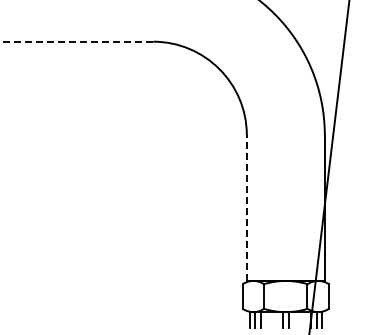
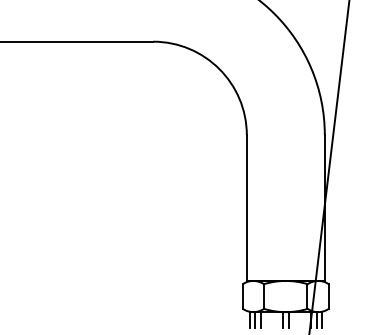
line: dashed -> solid (77, 41)
line: dashed -> solid (246, 208)
